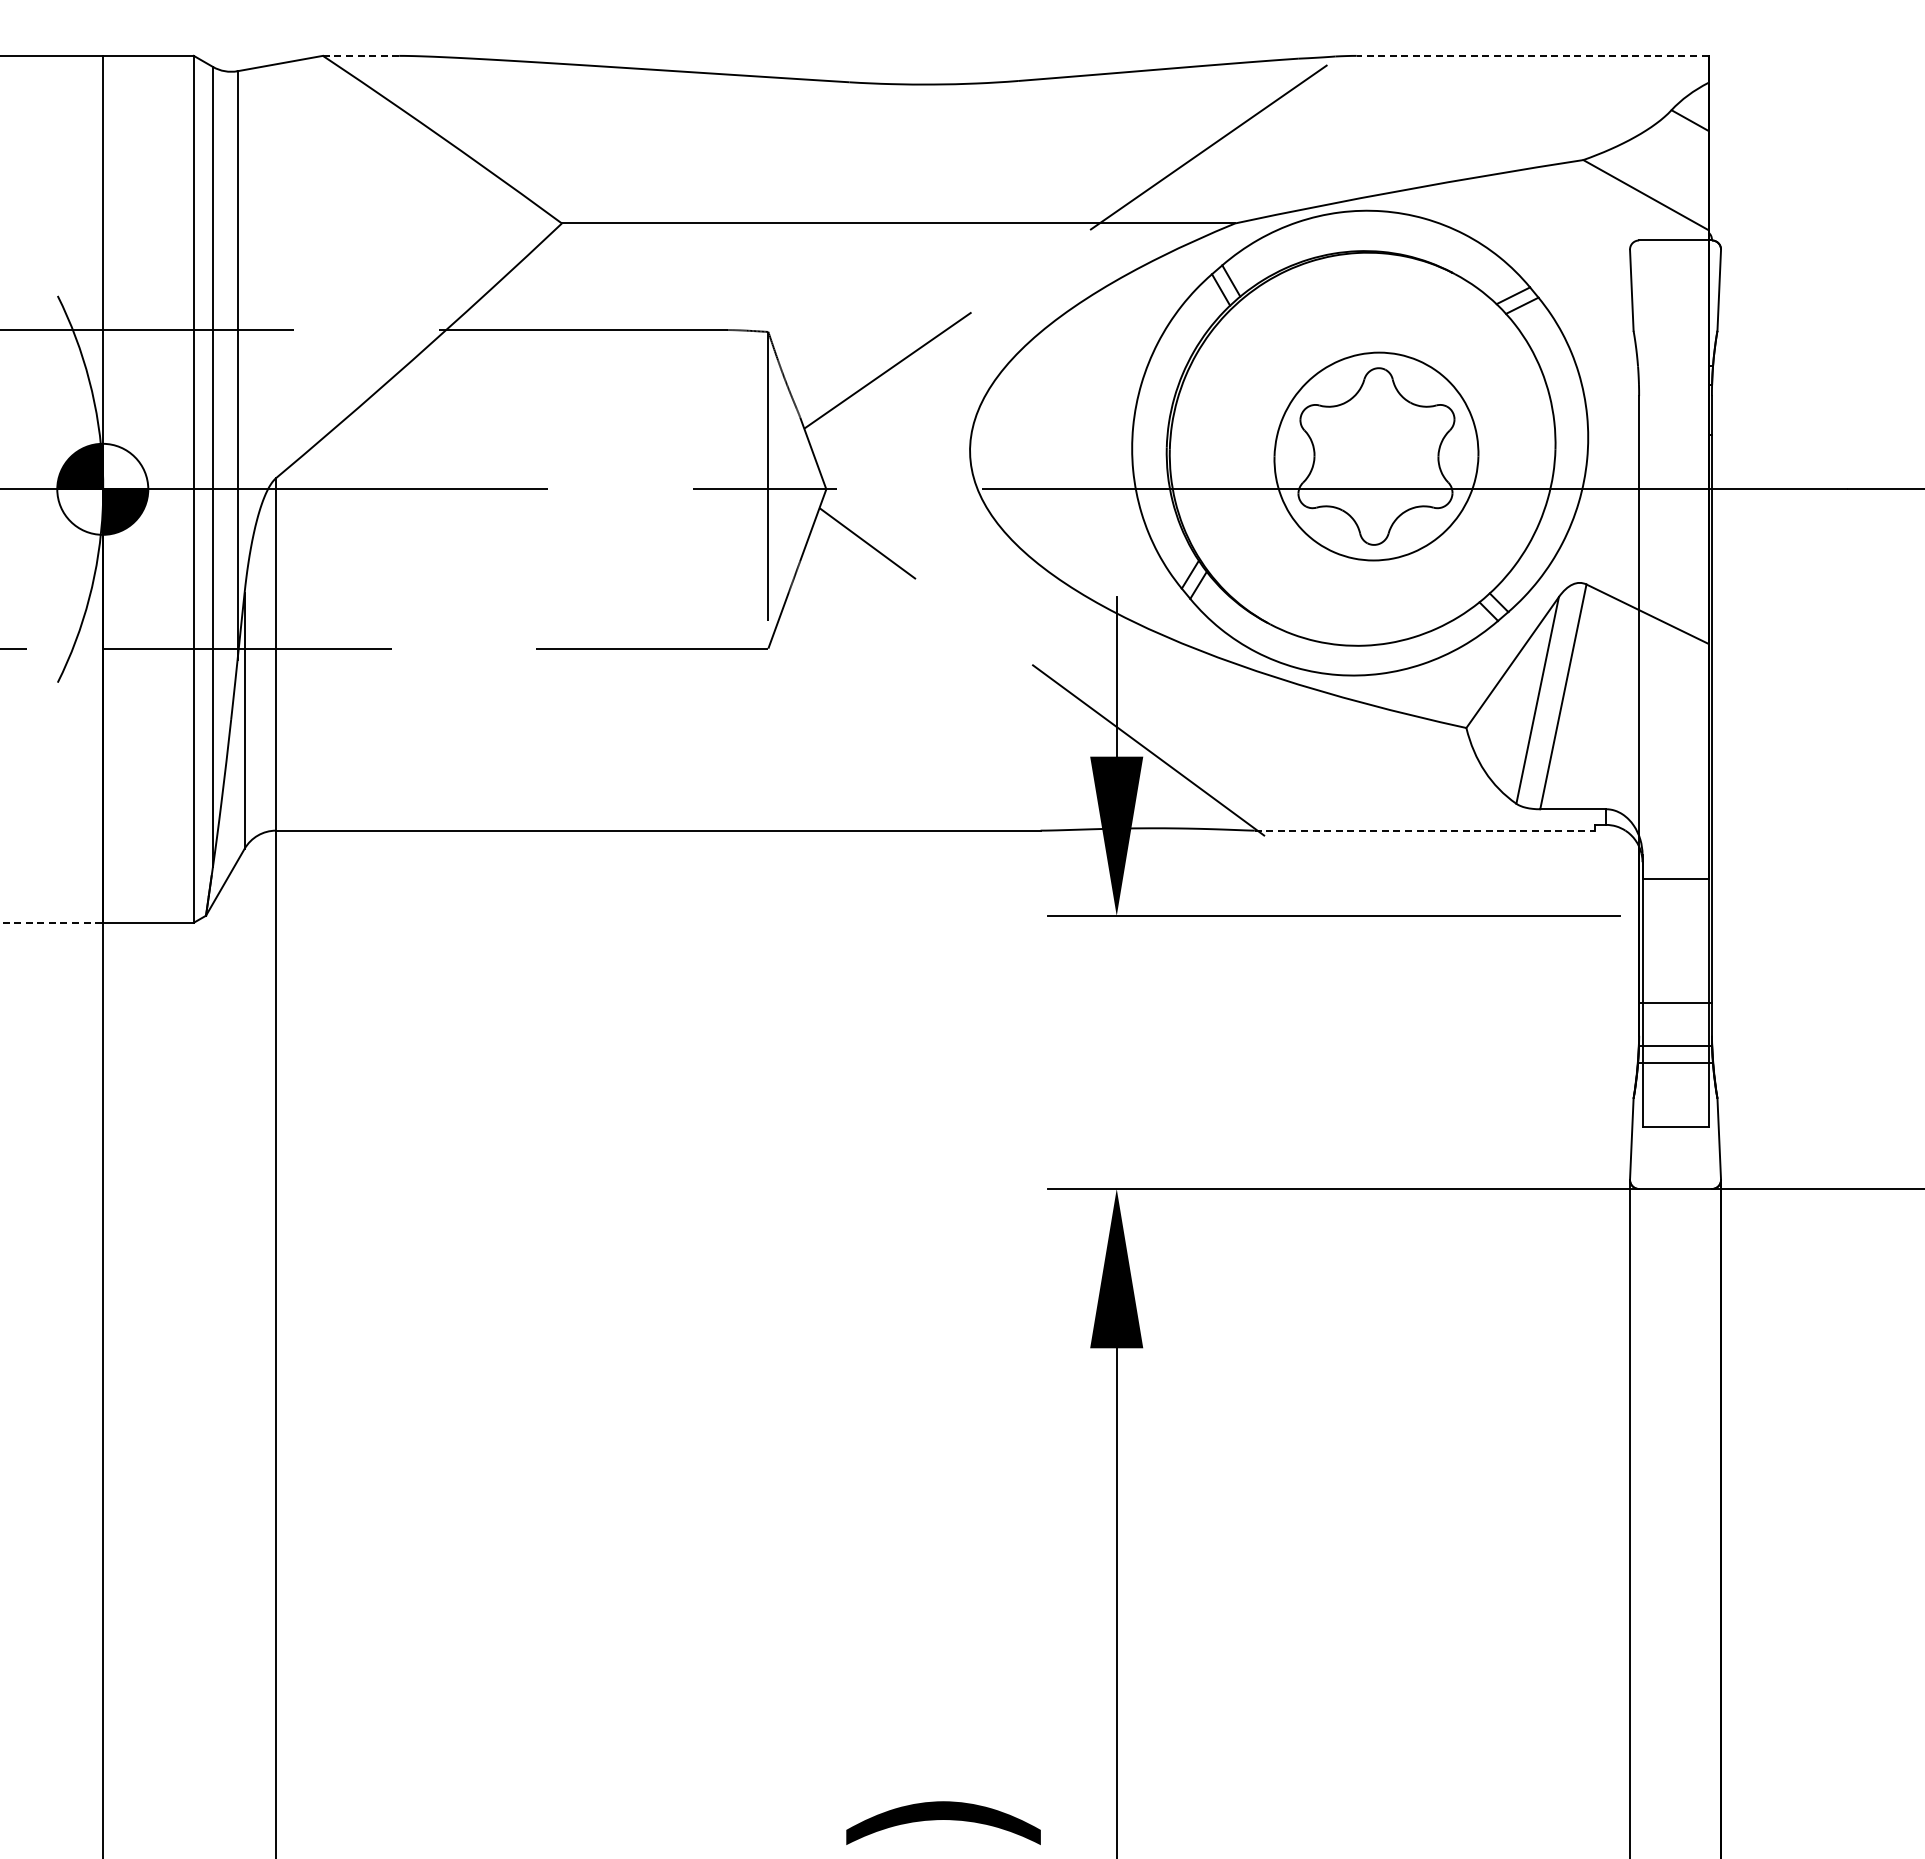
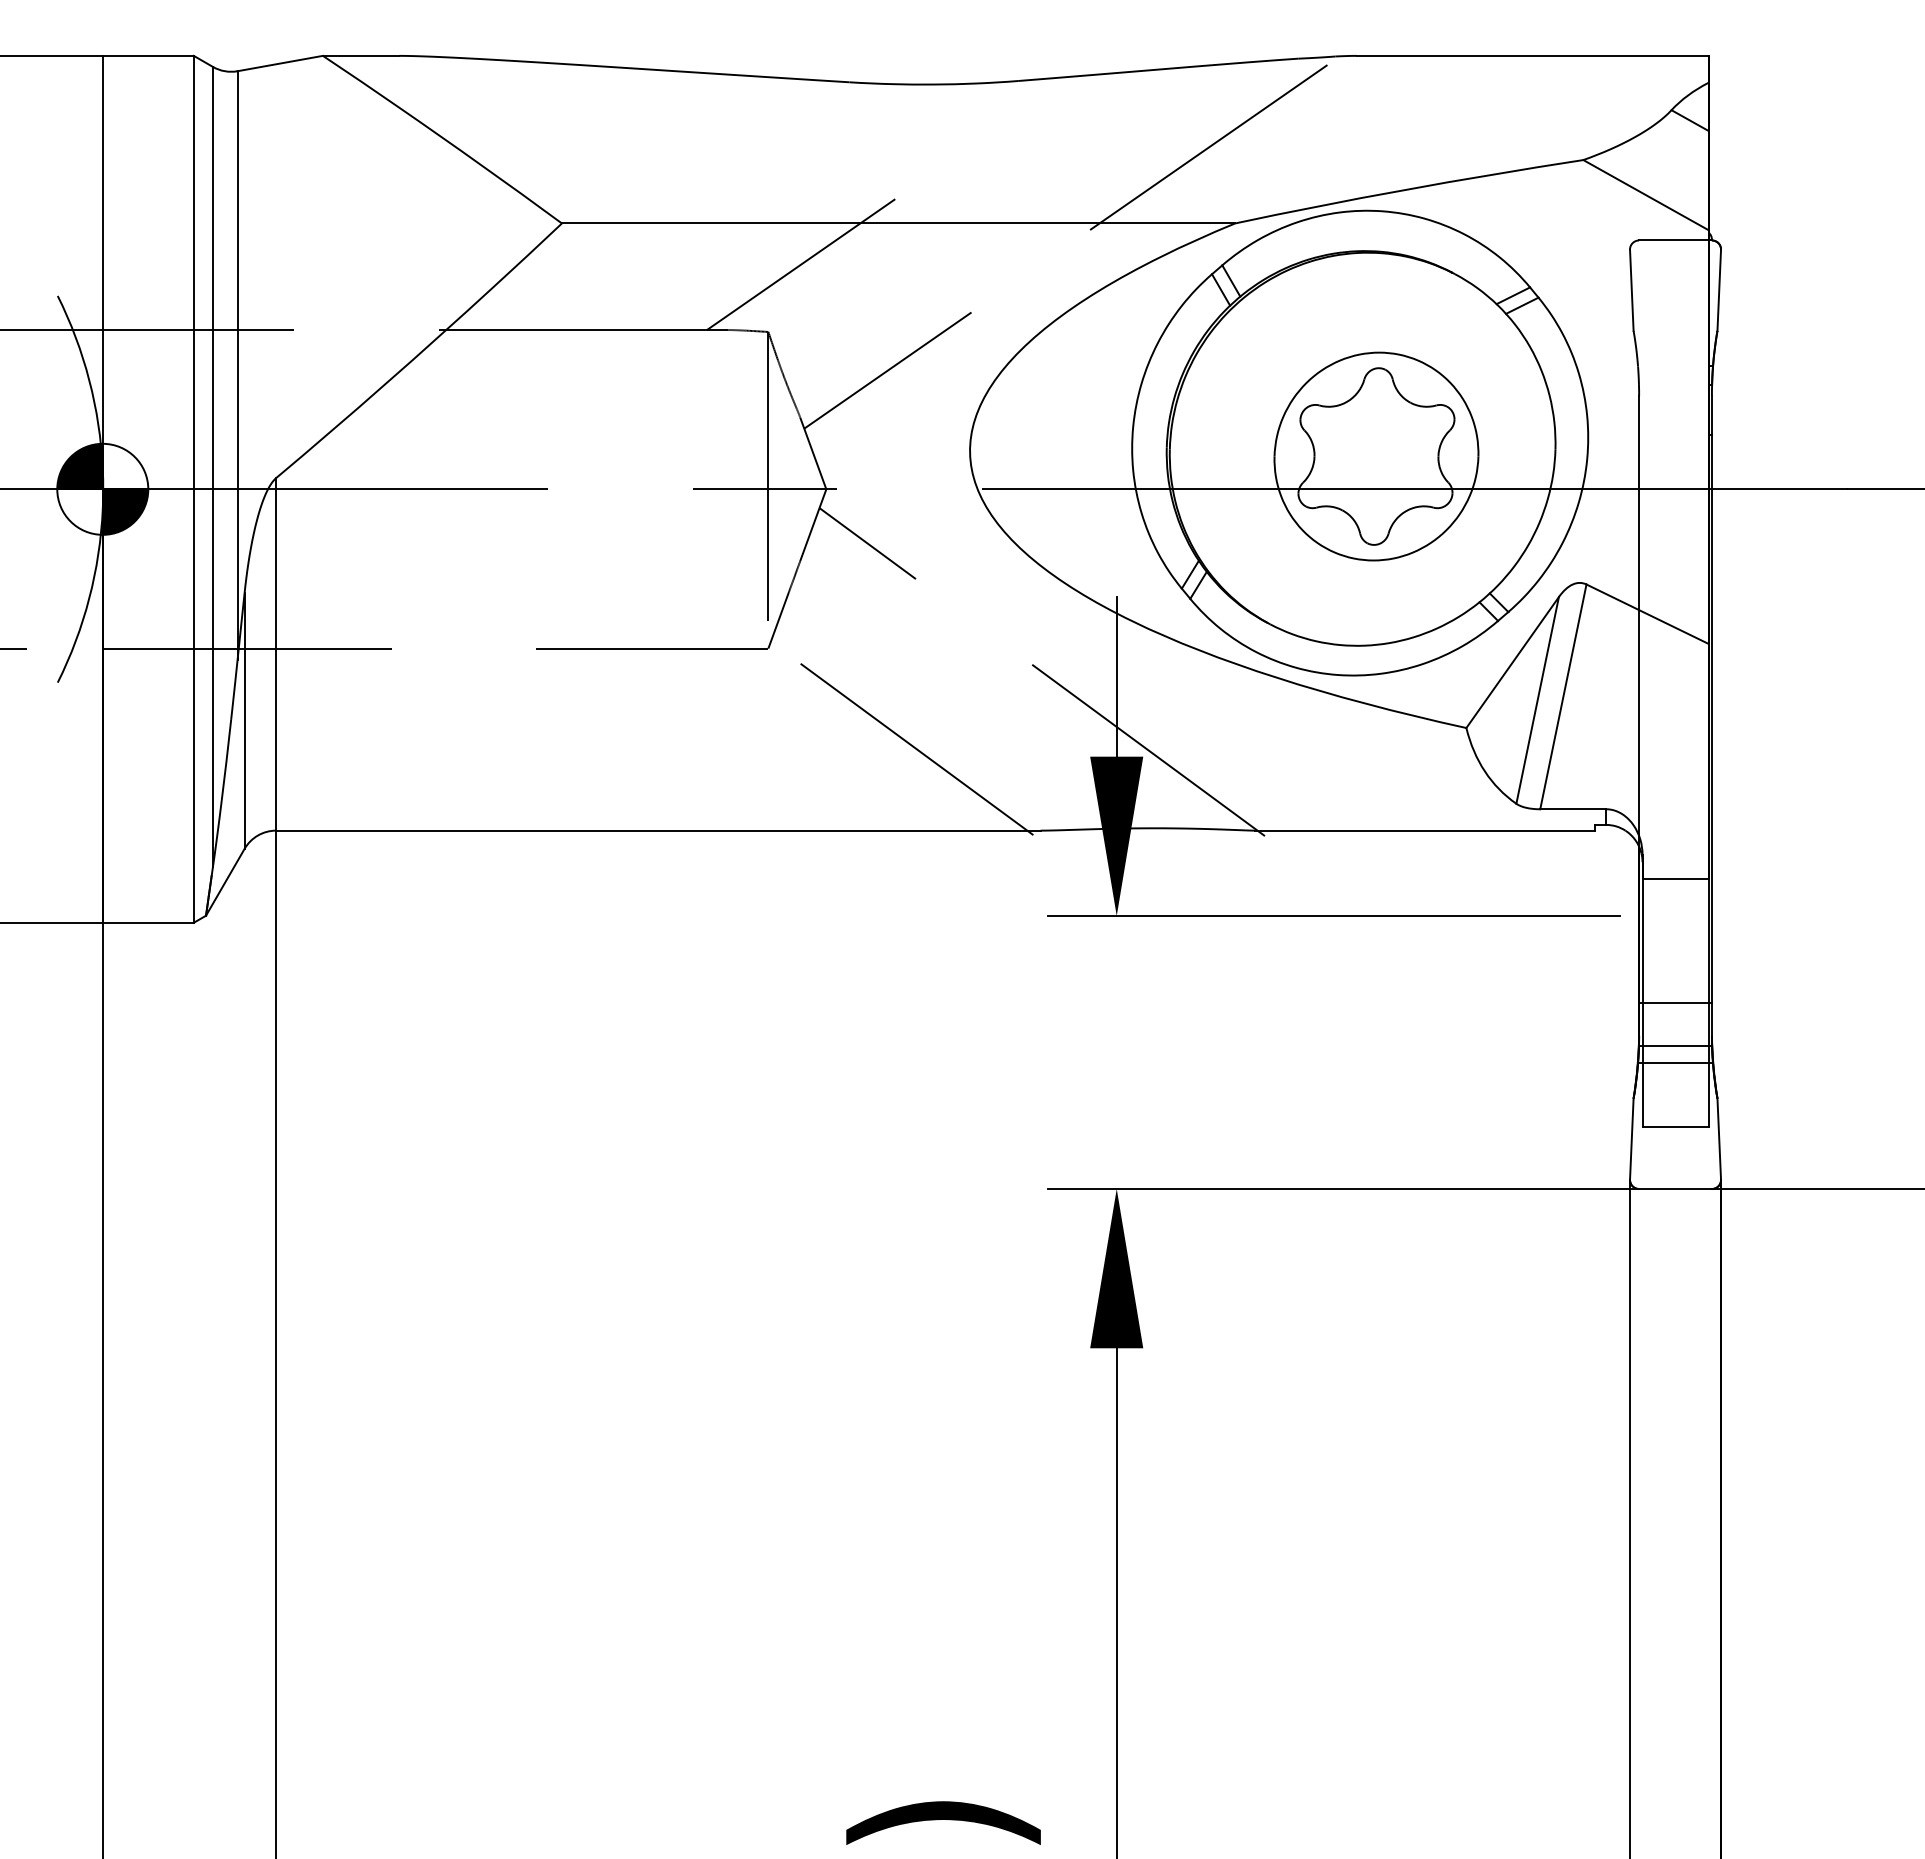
line: dashed -> solid (360, 55)
line: dashed -> solid (1532, 55)
line: none -> present (800, 264)
line: none -> present (901, 738)
line: dashed -> solid (1424, 830)
line: dashed -> solid (51, 922)
